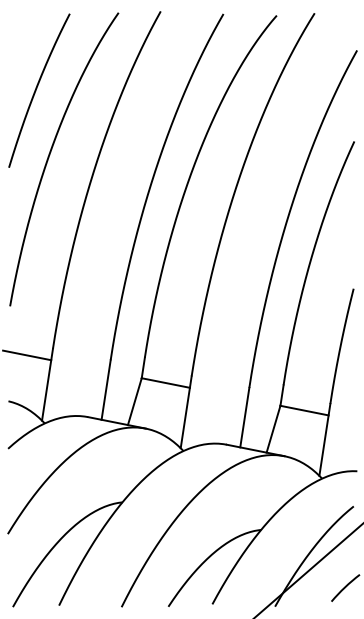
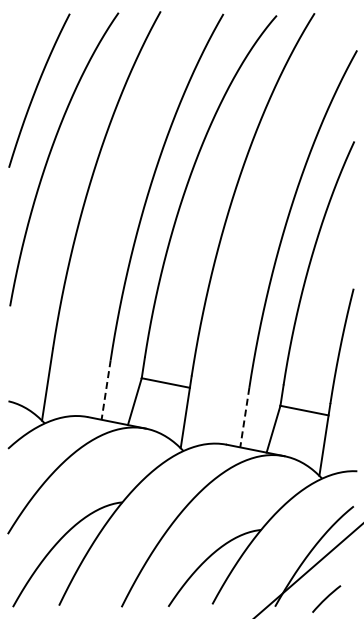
line: present -> none (27, 355)
line: solid -> dashed (106, 390)
line: solid -> dashed (244, 418)
line position: (345, 587) -> (326, 598) (326, 598)
